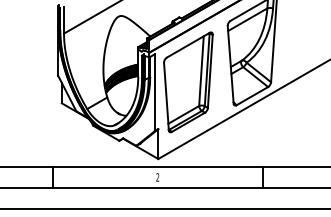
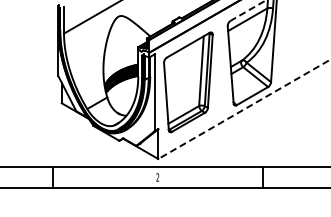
line: solid -> dashed (248, 10)
line: solid -> dashed (244, 109)
line: present -> none (164, 209)
